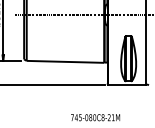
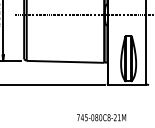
text position: (95, 117) -> (101, 117) (101, 117)
